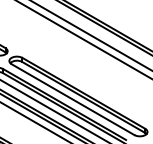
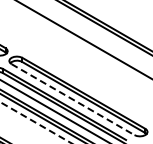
line: present -> none (91, 35)
line: solid -> dashed (73, 99)
line: solid -> dashed (37, 123)
